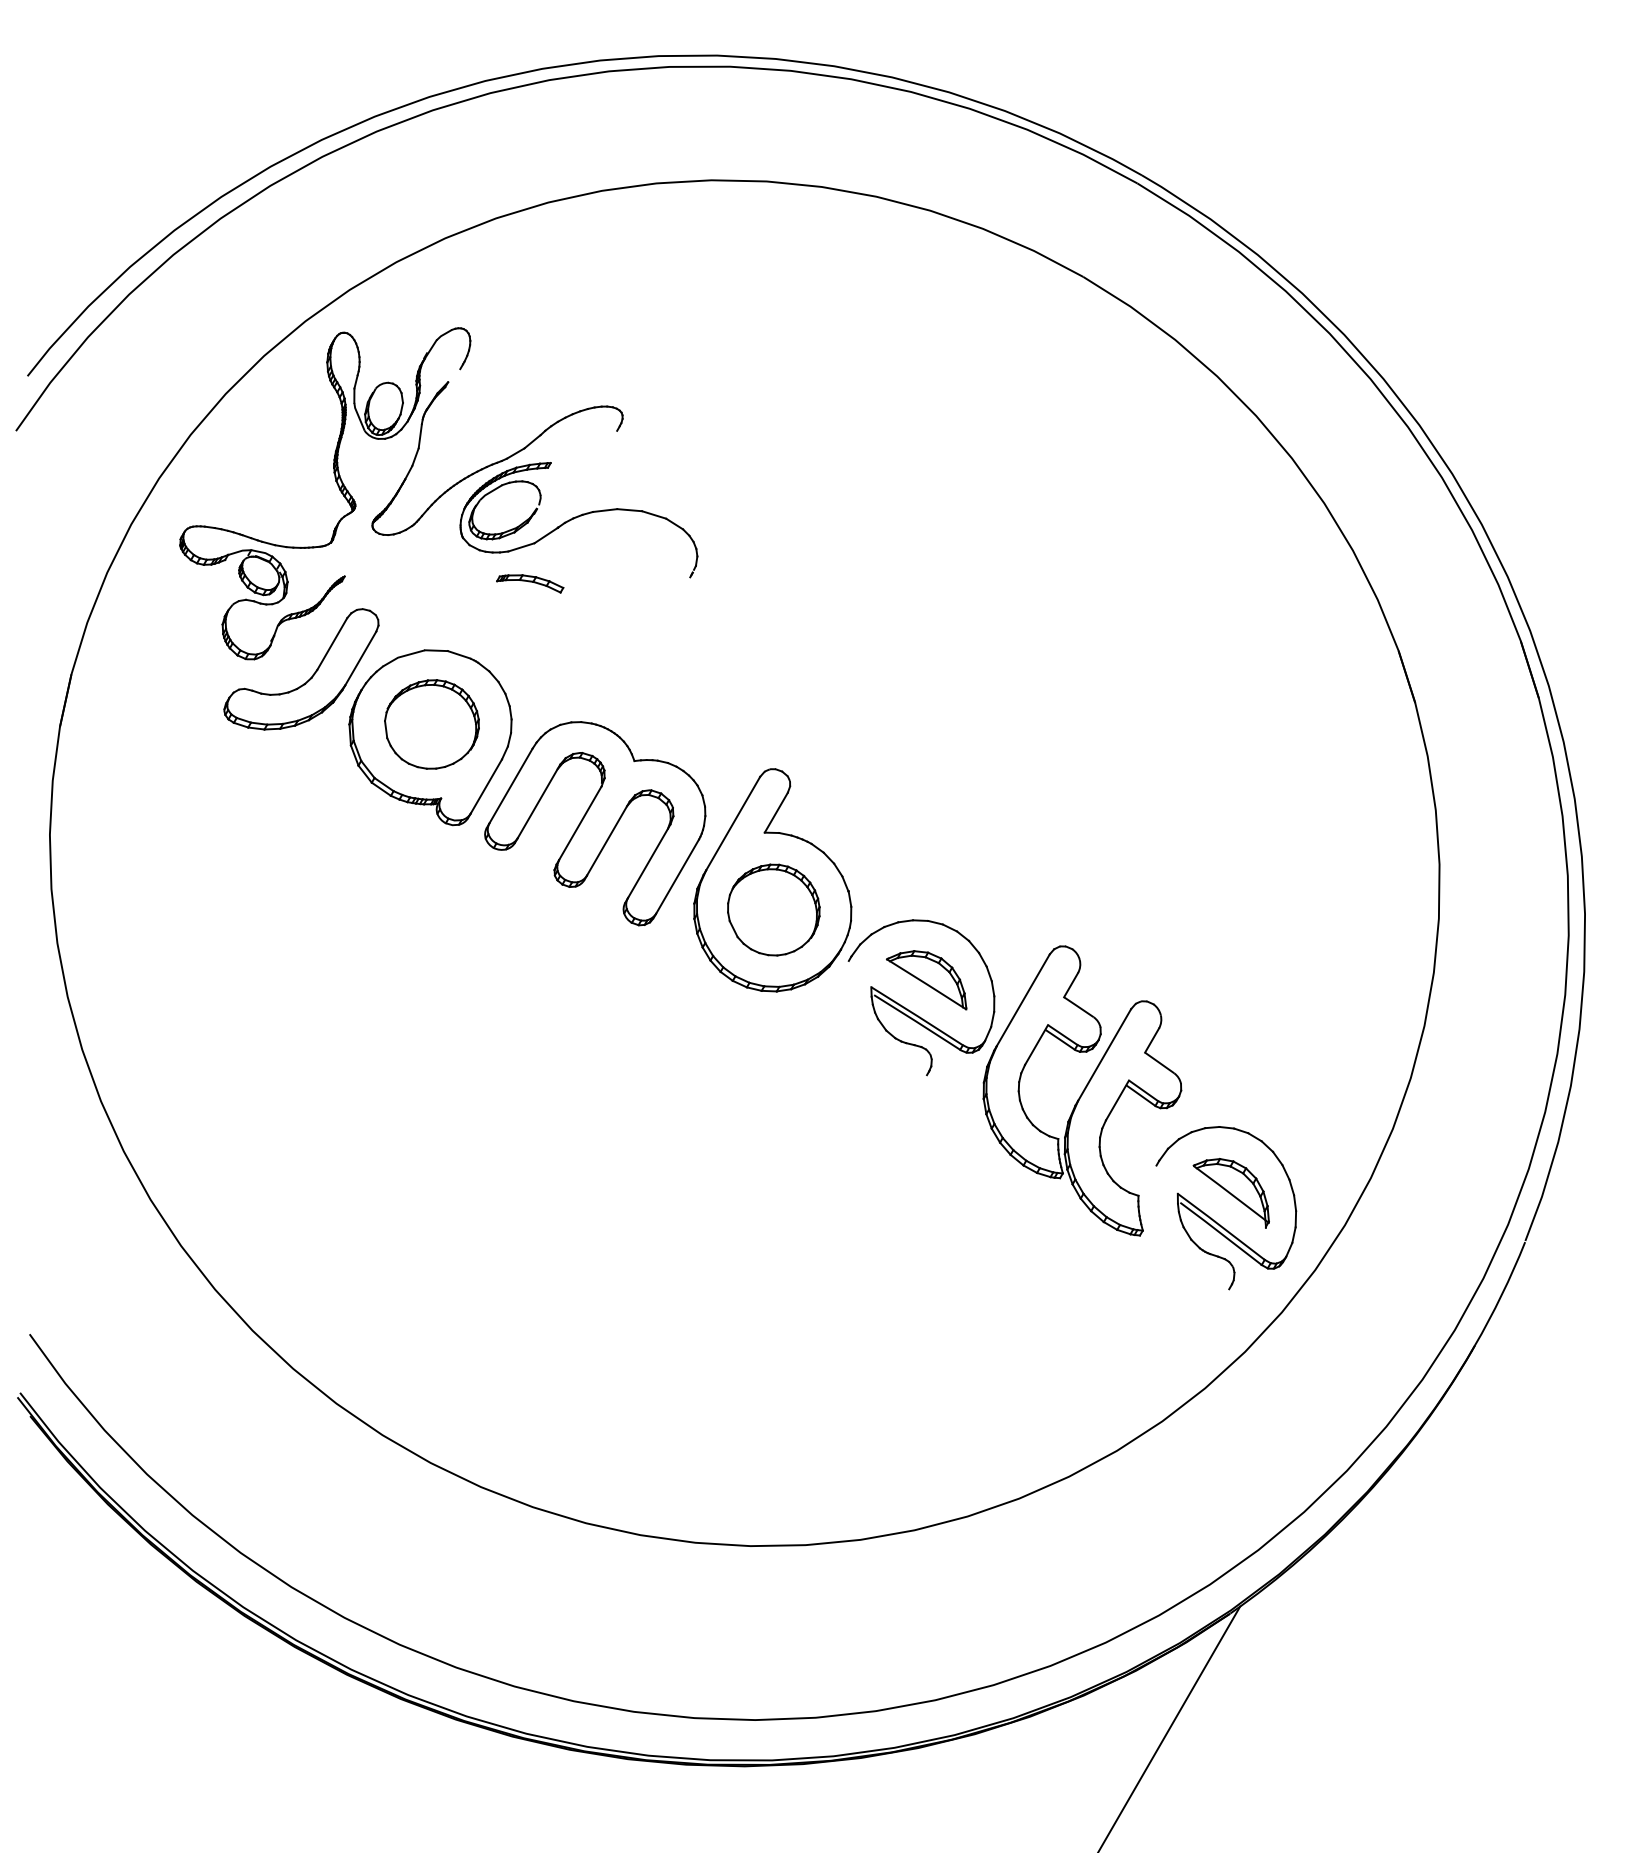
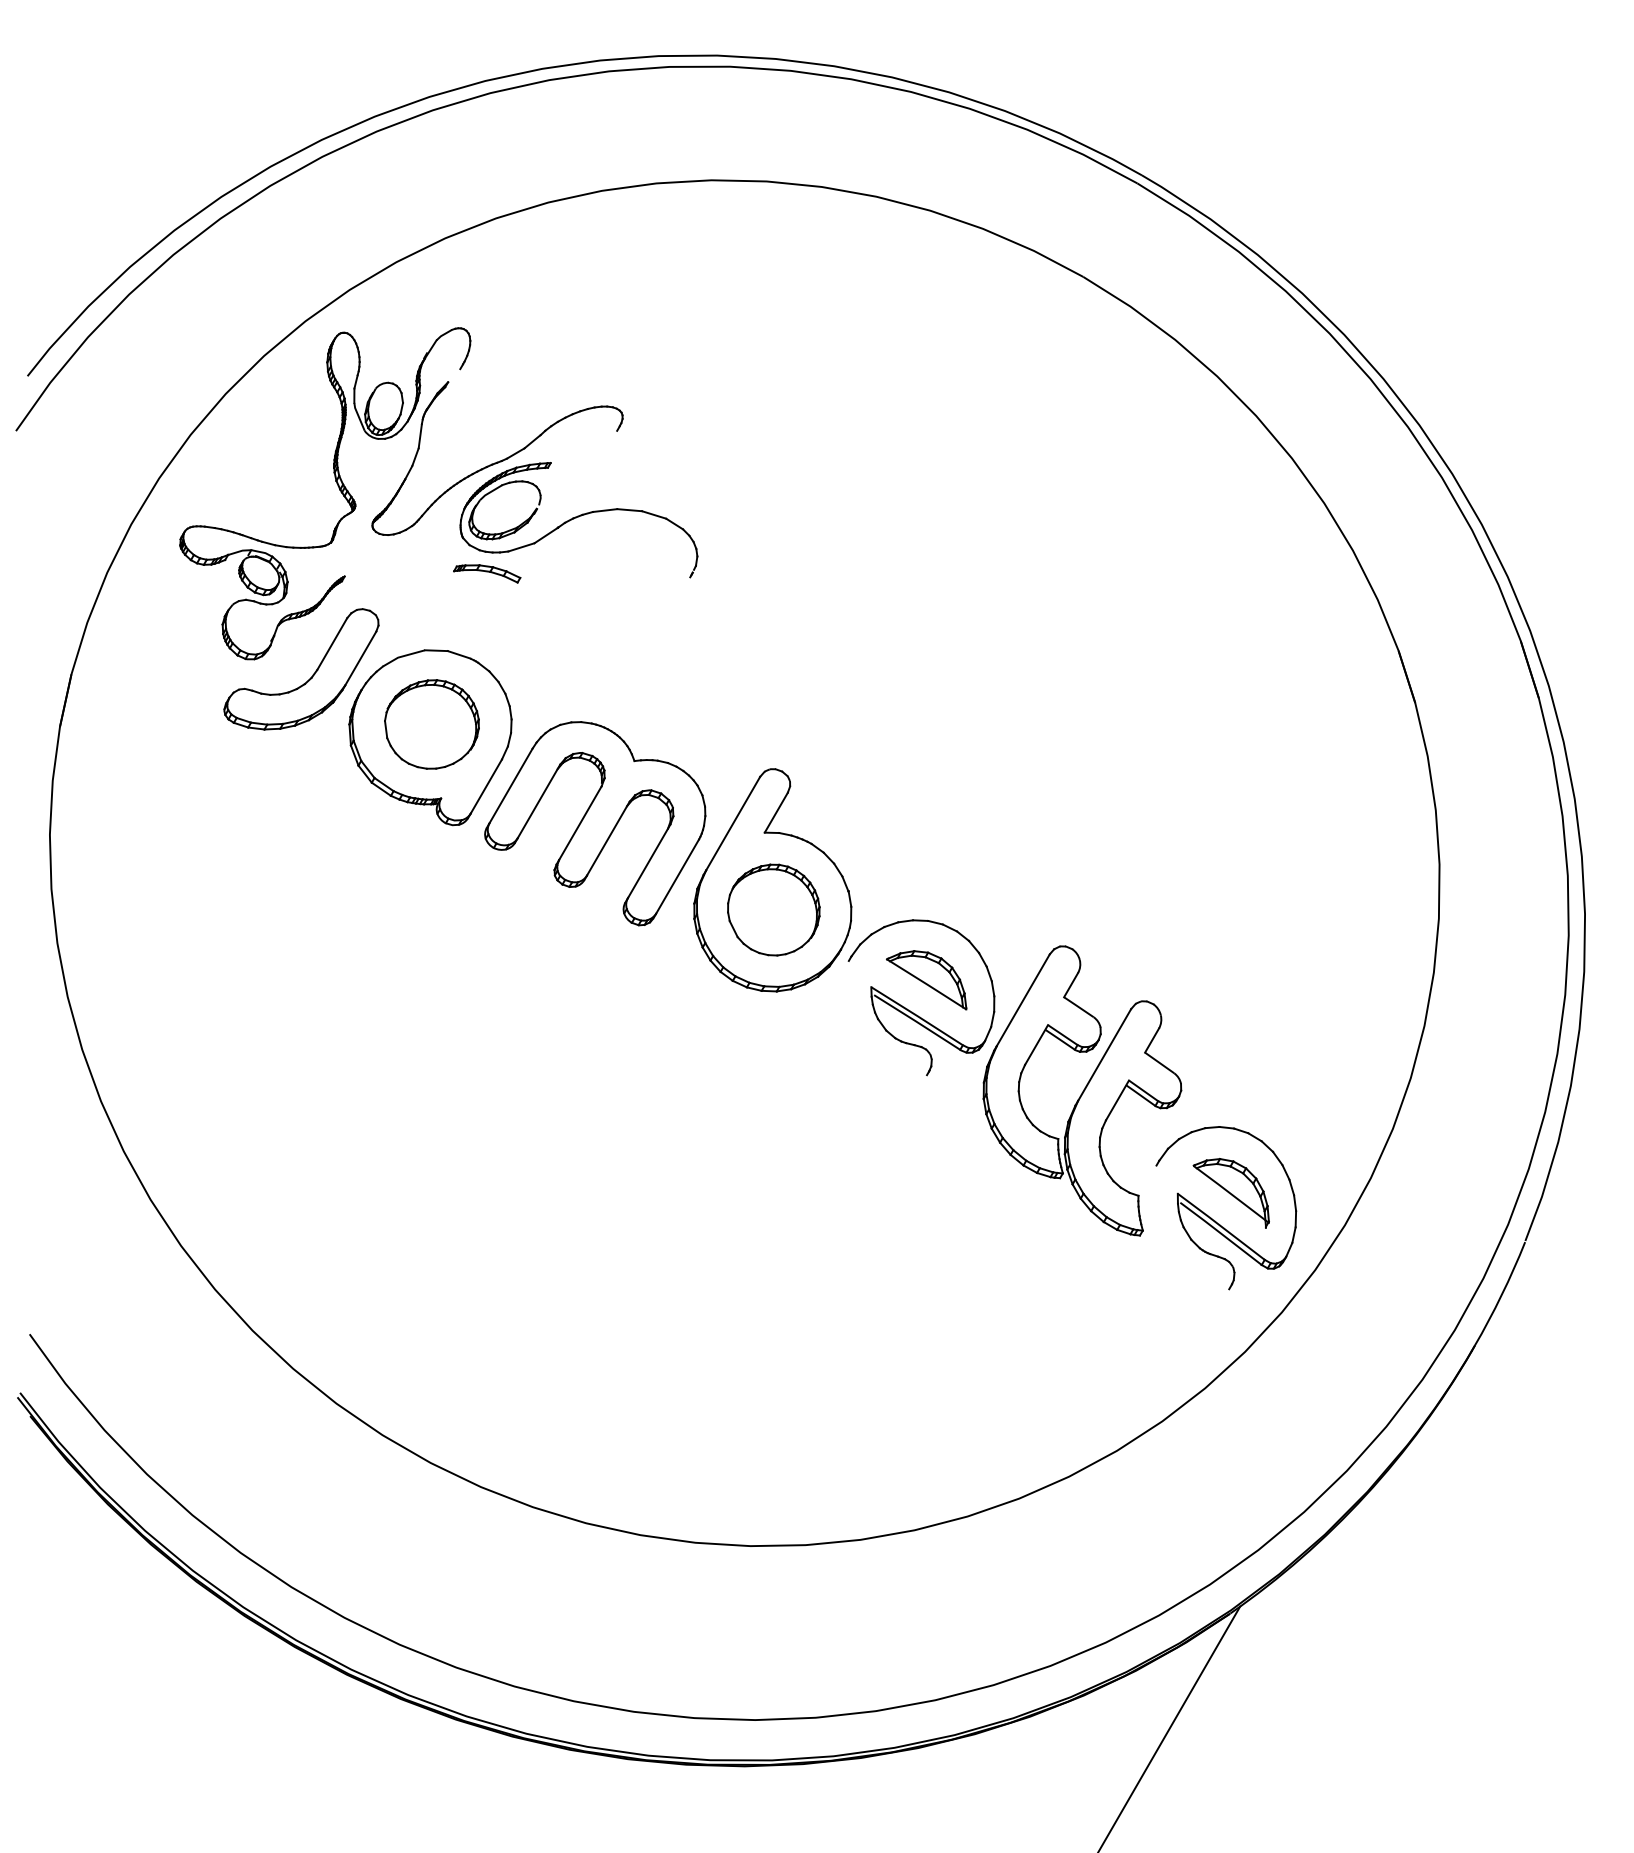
part position: (530, 583) -> (487, 573) (487, 573)
